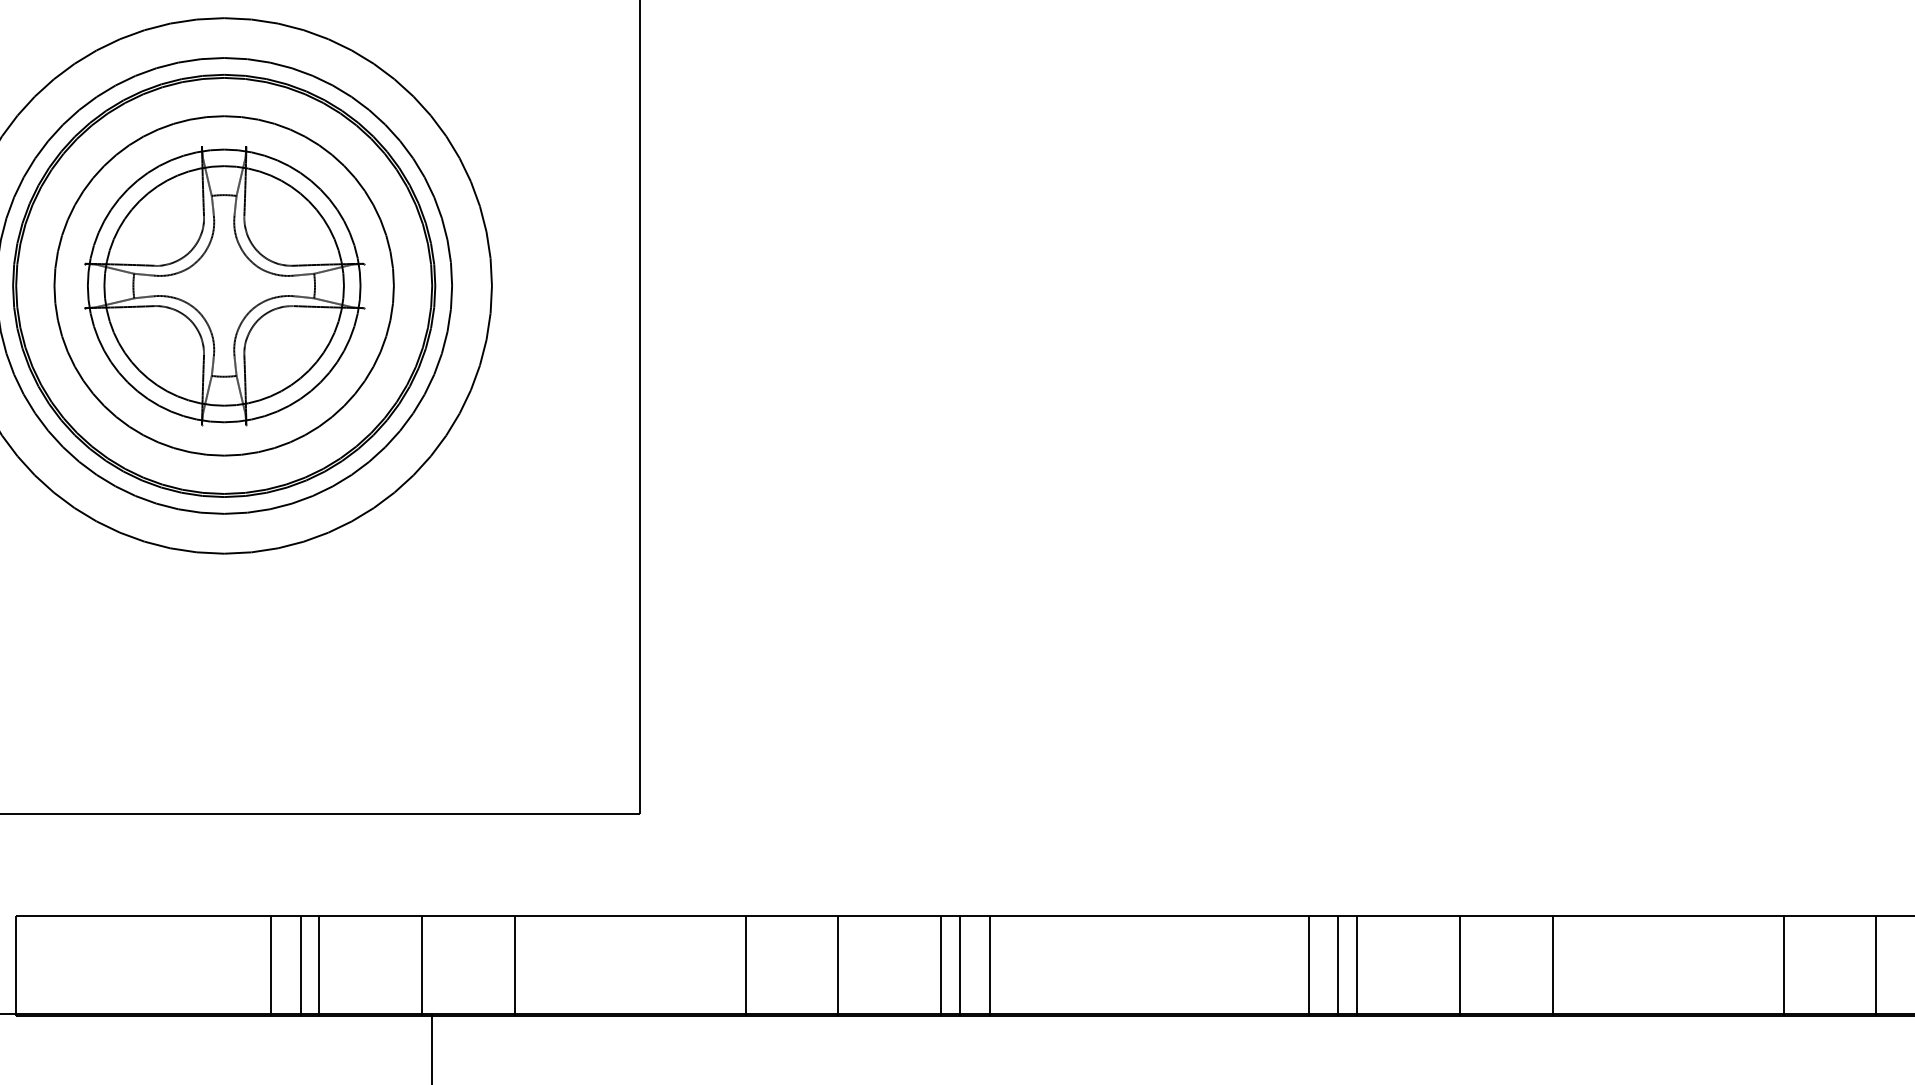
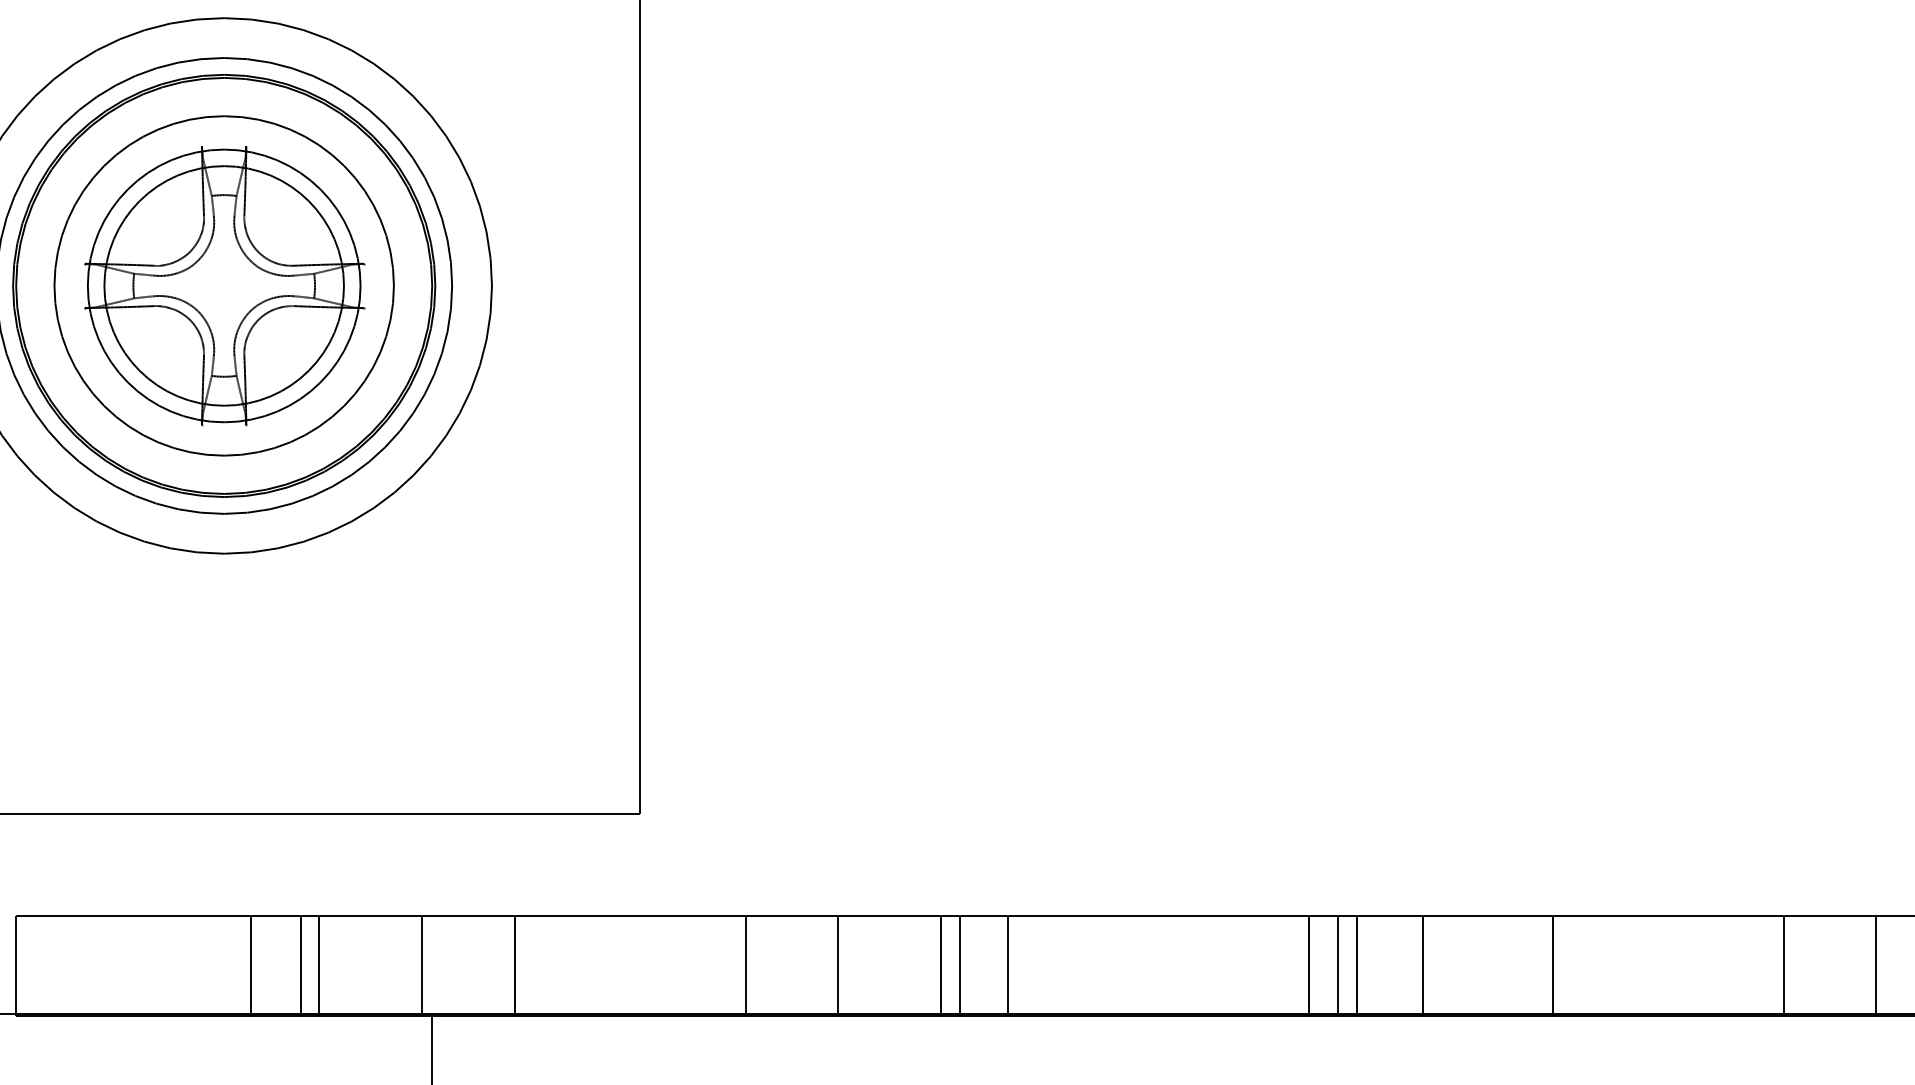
line position: (271, 966) -> (251, 966) (251, 966)
line position: (989, 966) -> (1007, 966) (1007, 966)
line position: (1460, 966) -> (1423, 966) (1423, 966)
